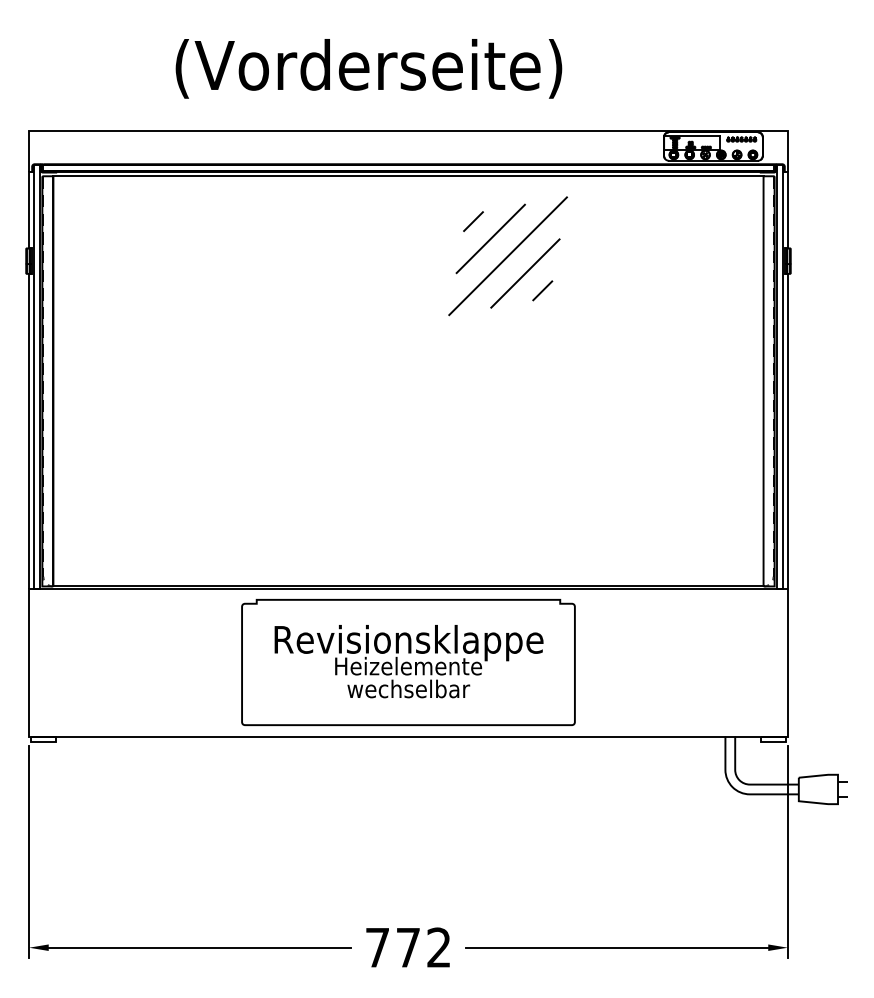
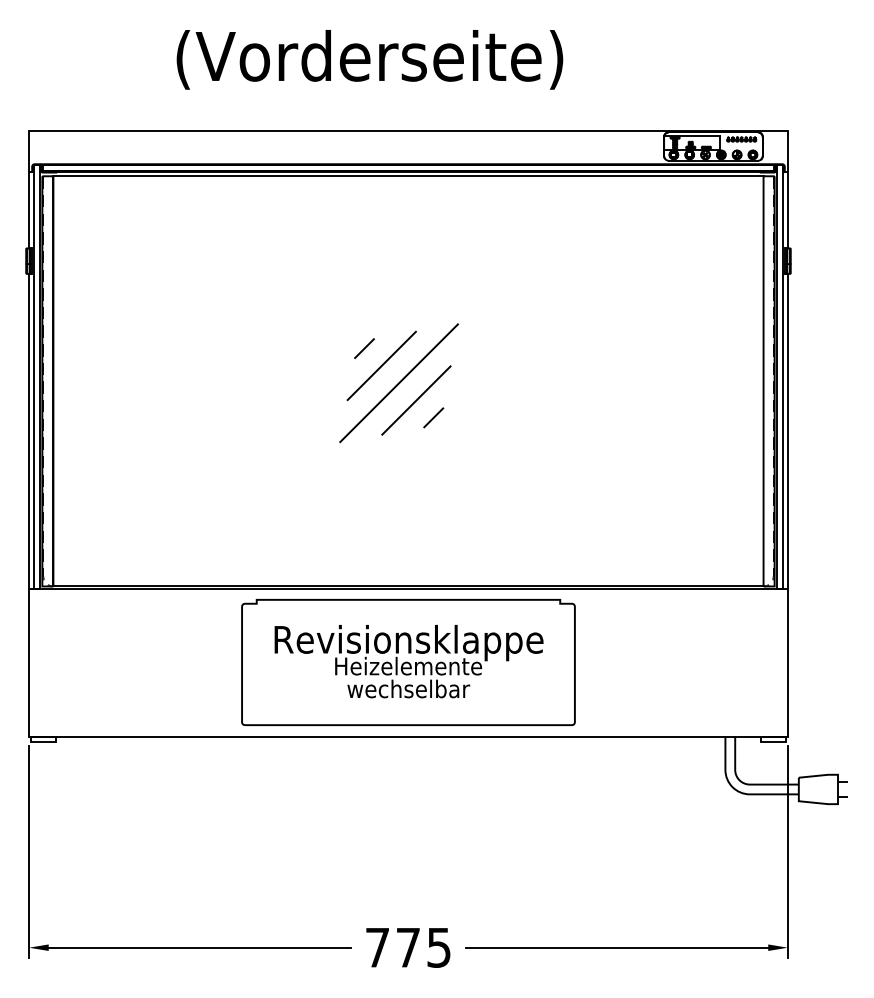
text position: (368, 68) -> (369, 59) (369, 59)
part position: (507, 256) -> (398, 383) (398, 383)
text: 772 -> 775 (438, 947)
